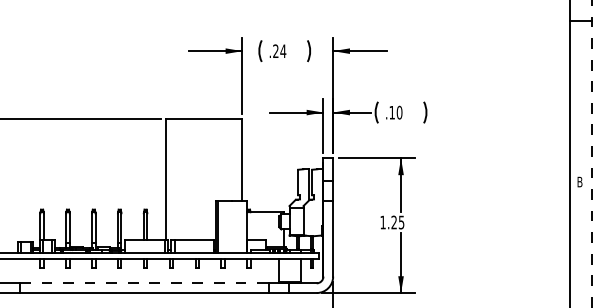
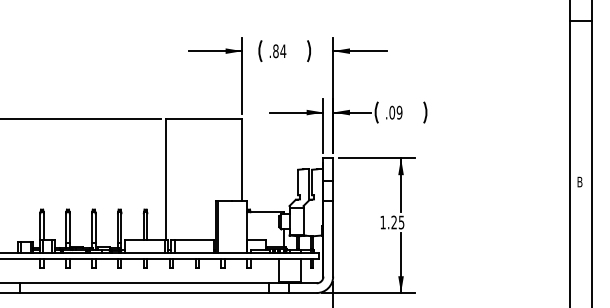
text: .24 -> .84 (275, 51)
text: .10 -> .09 (395, 112)
line: dashed -> solid (591, 153)
line: dashed -> solid (144, 283)
